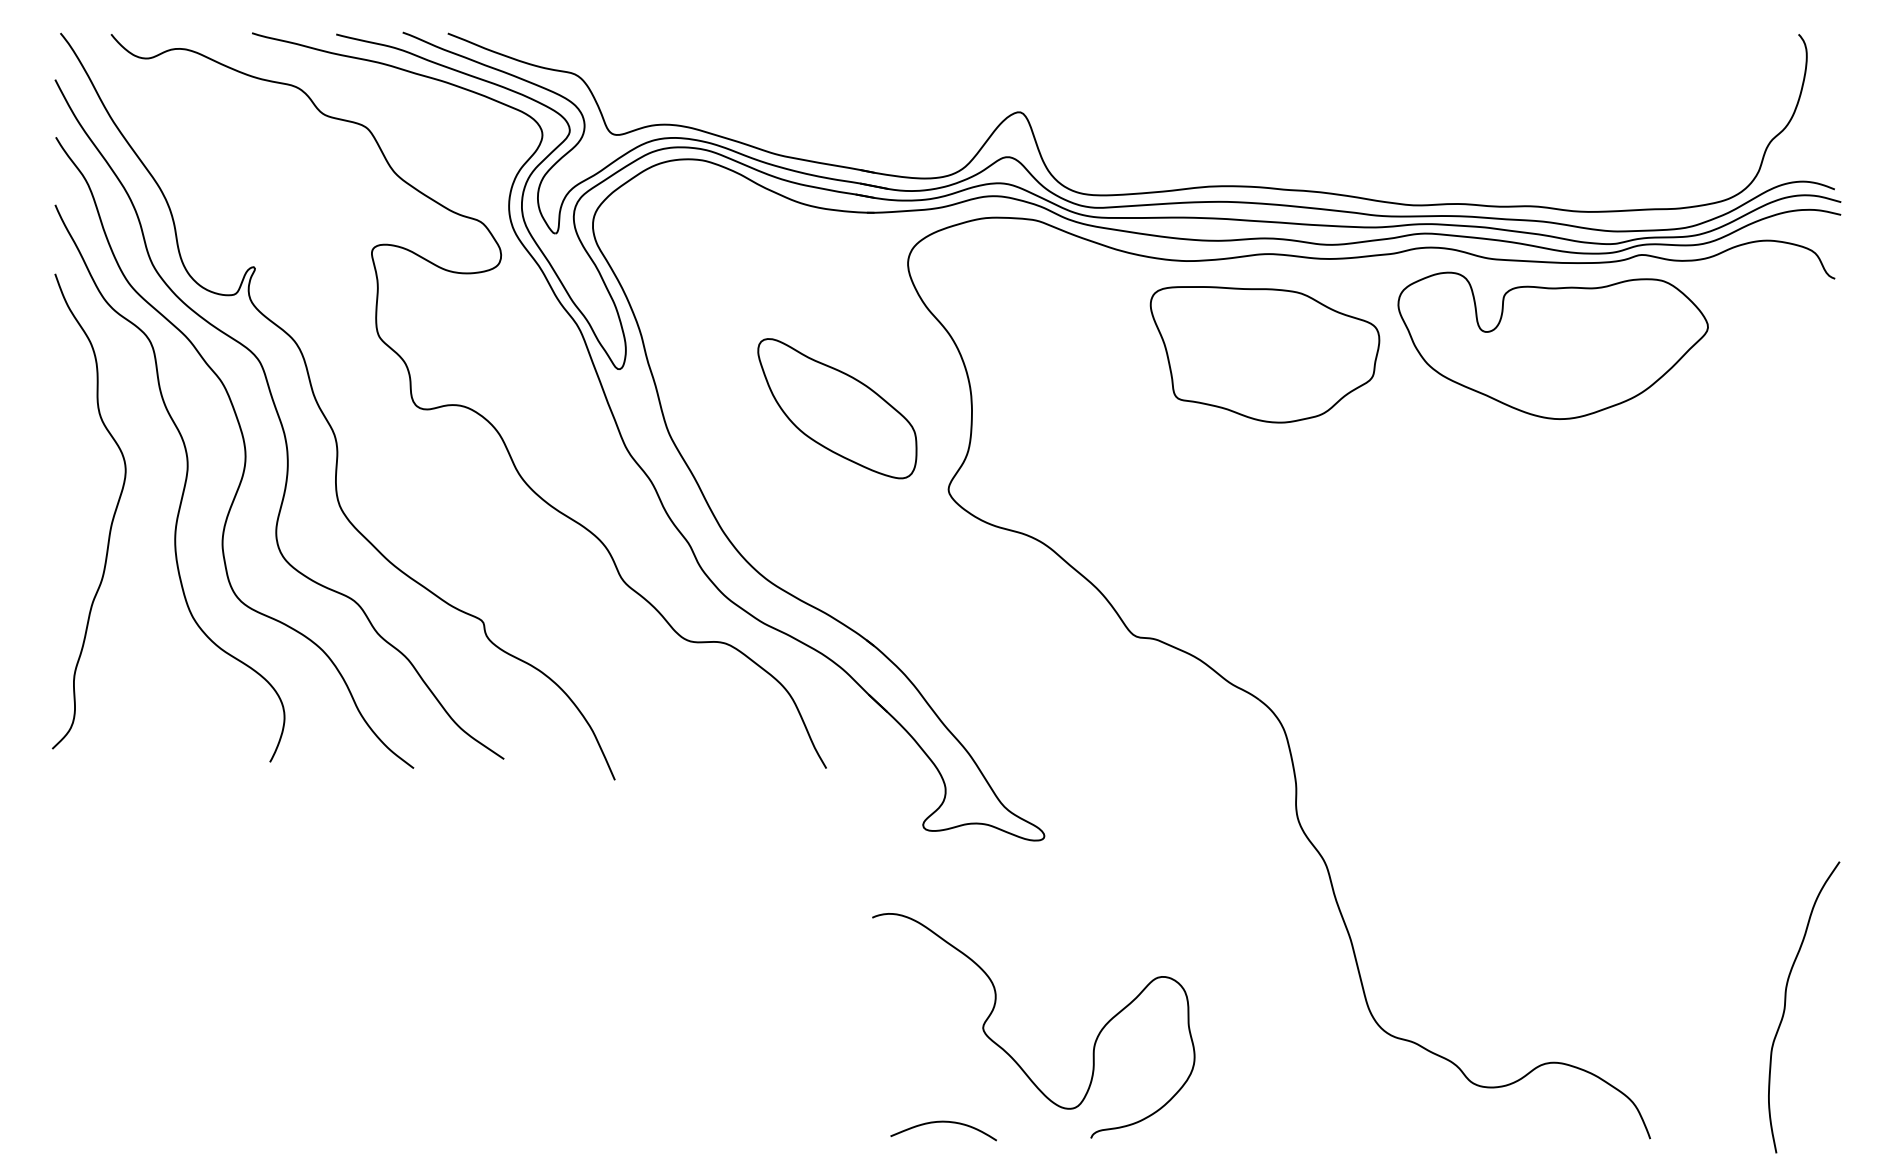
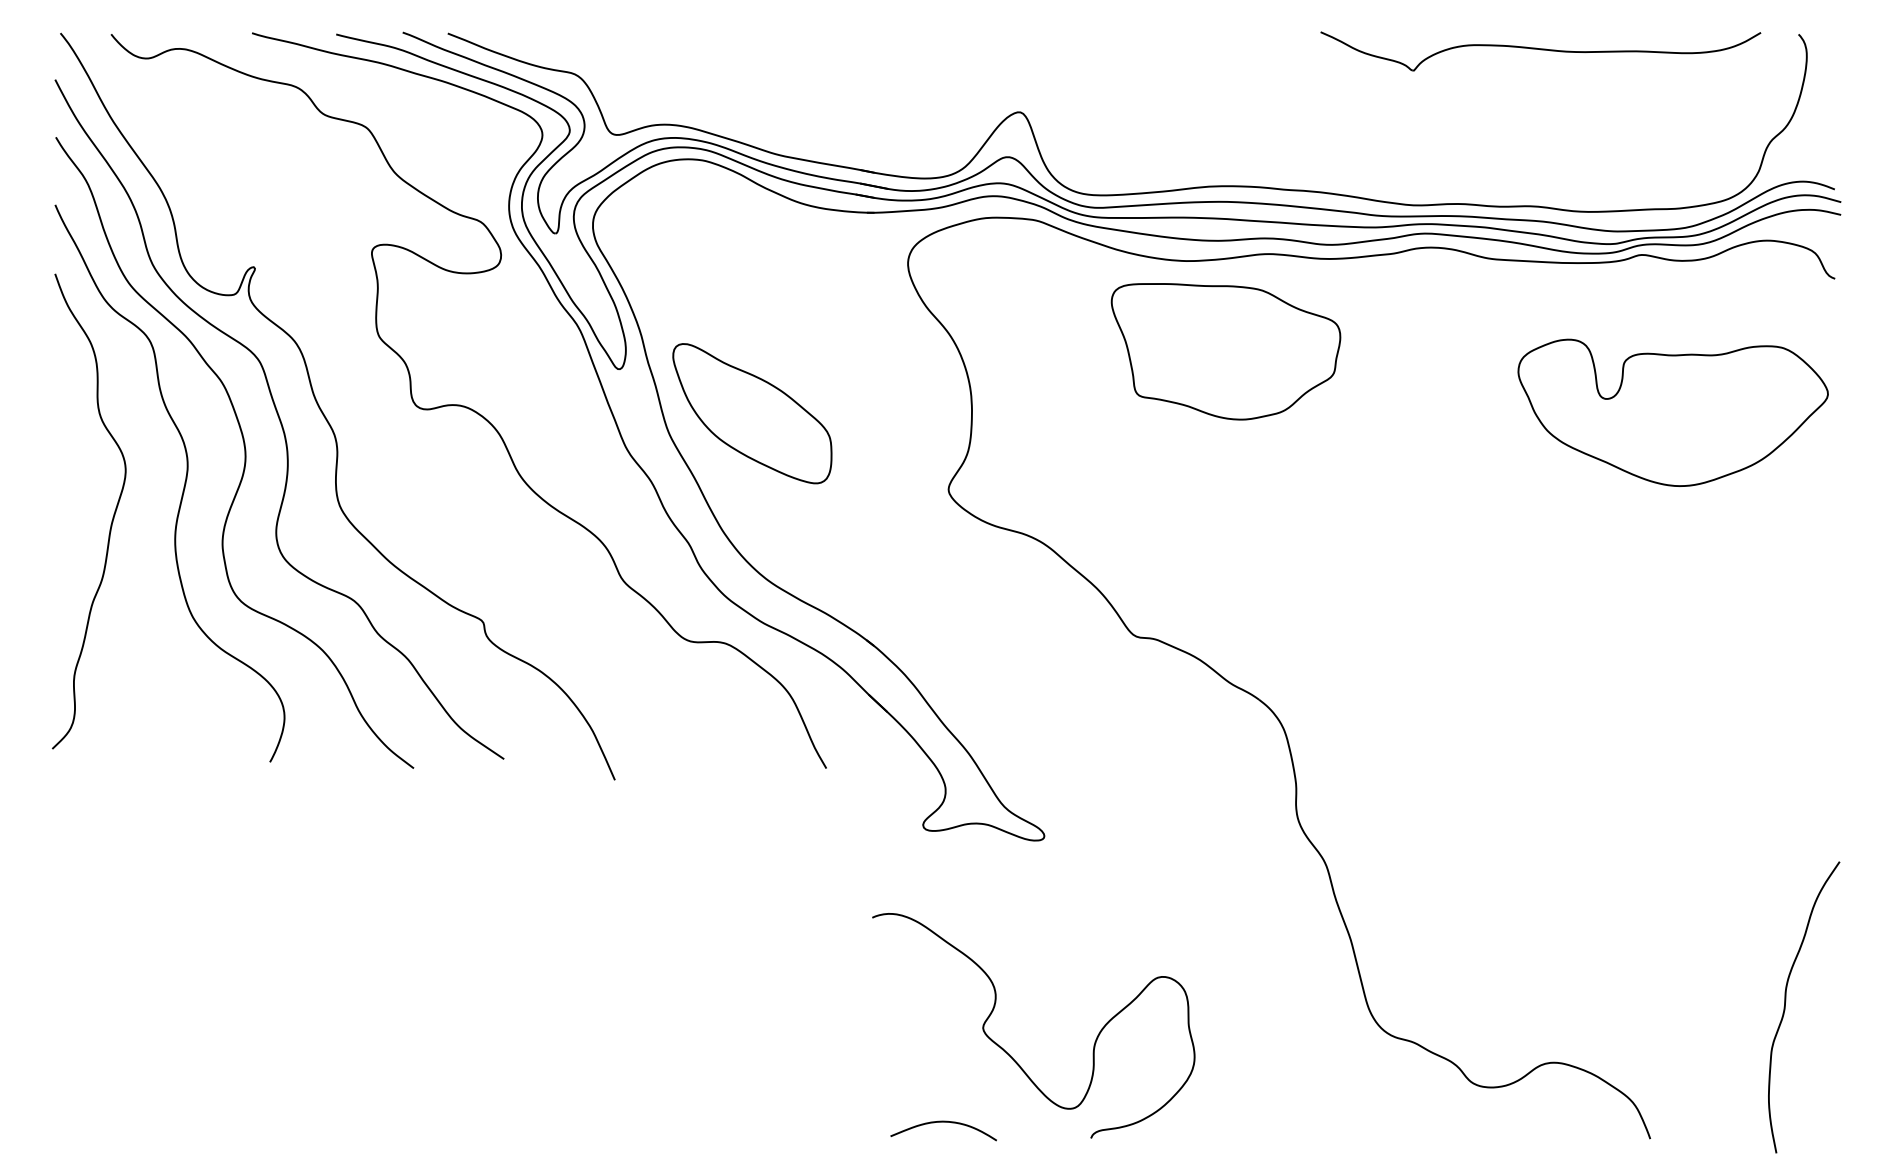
part: none -> present (1540, 51)
part position: (1552, 345) -> (1672, 412) (1672, 412)
part position: (1264, 354) -> (1225, 351) (1225, 351)
part position: (837, 408) -> (752, 413) (752, 413)
